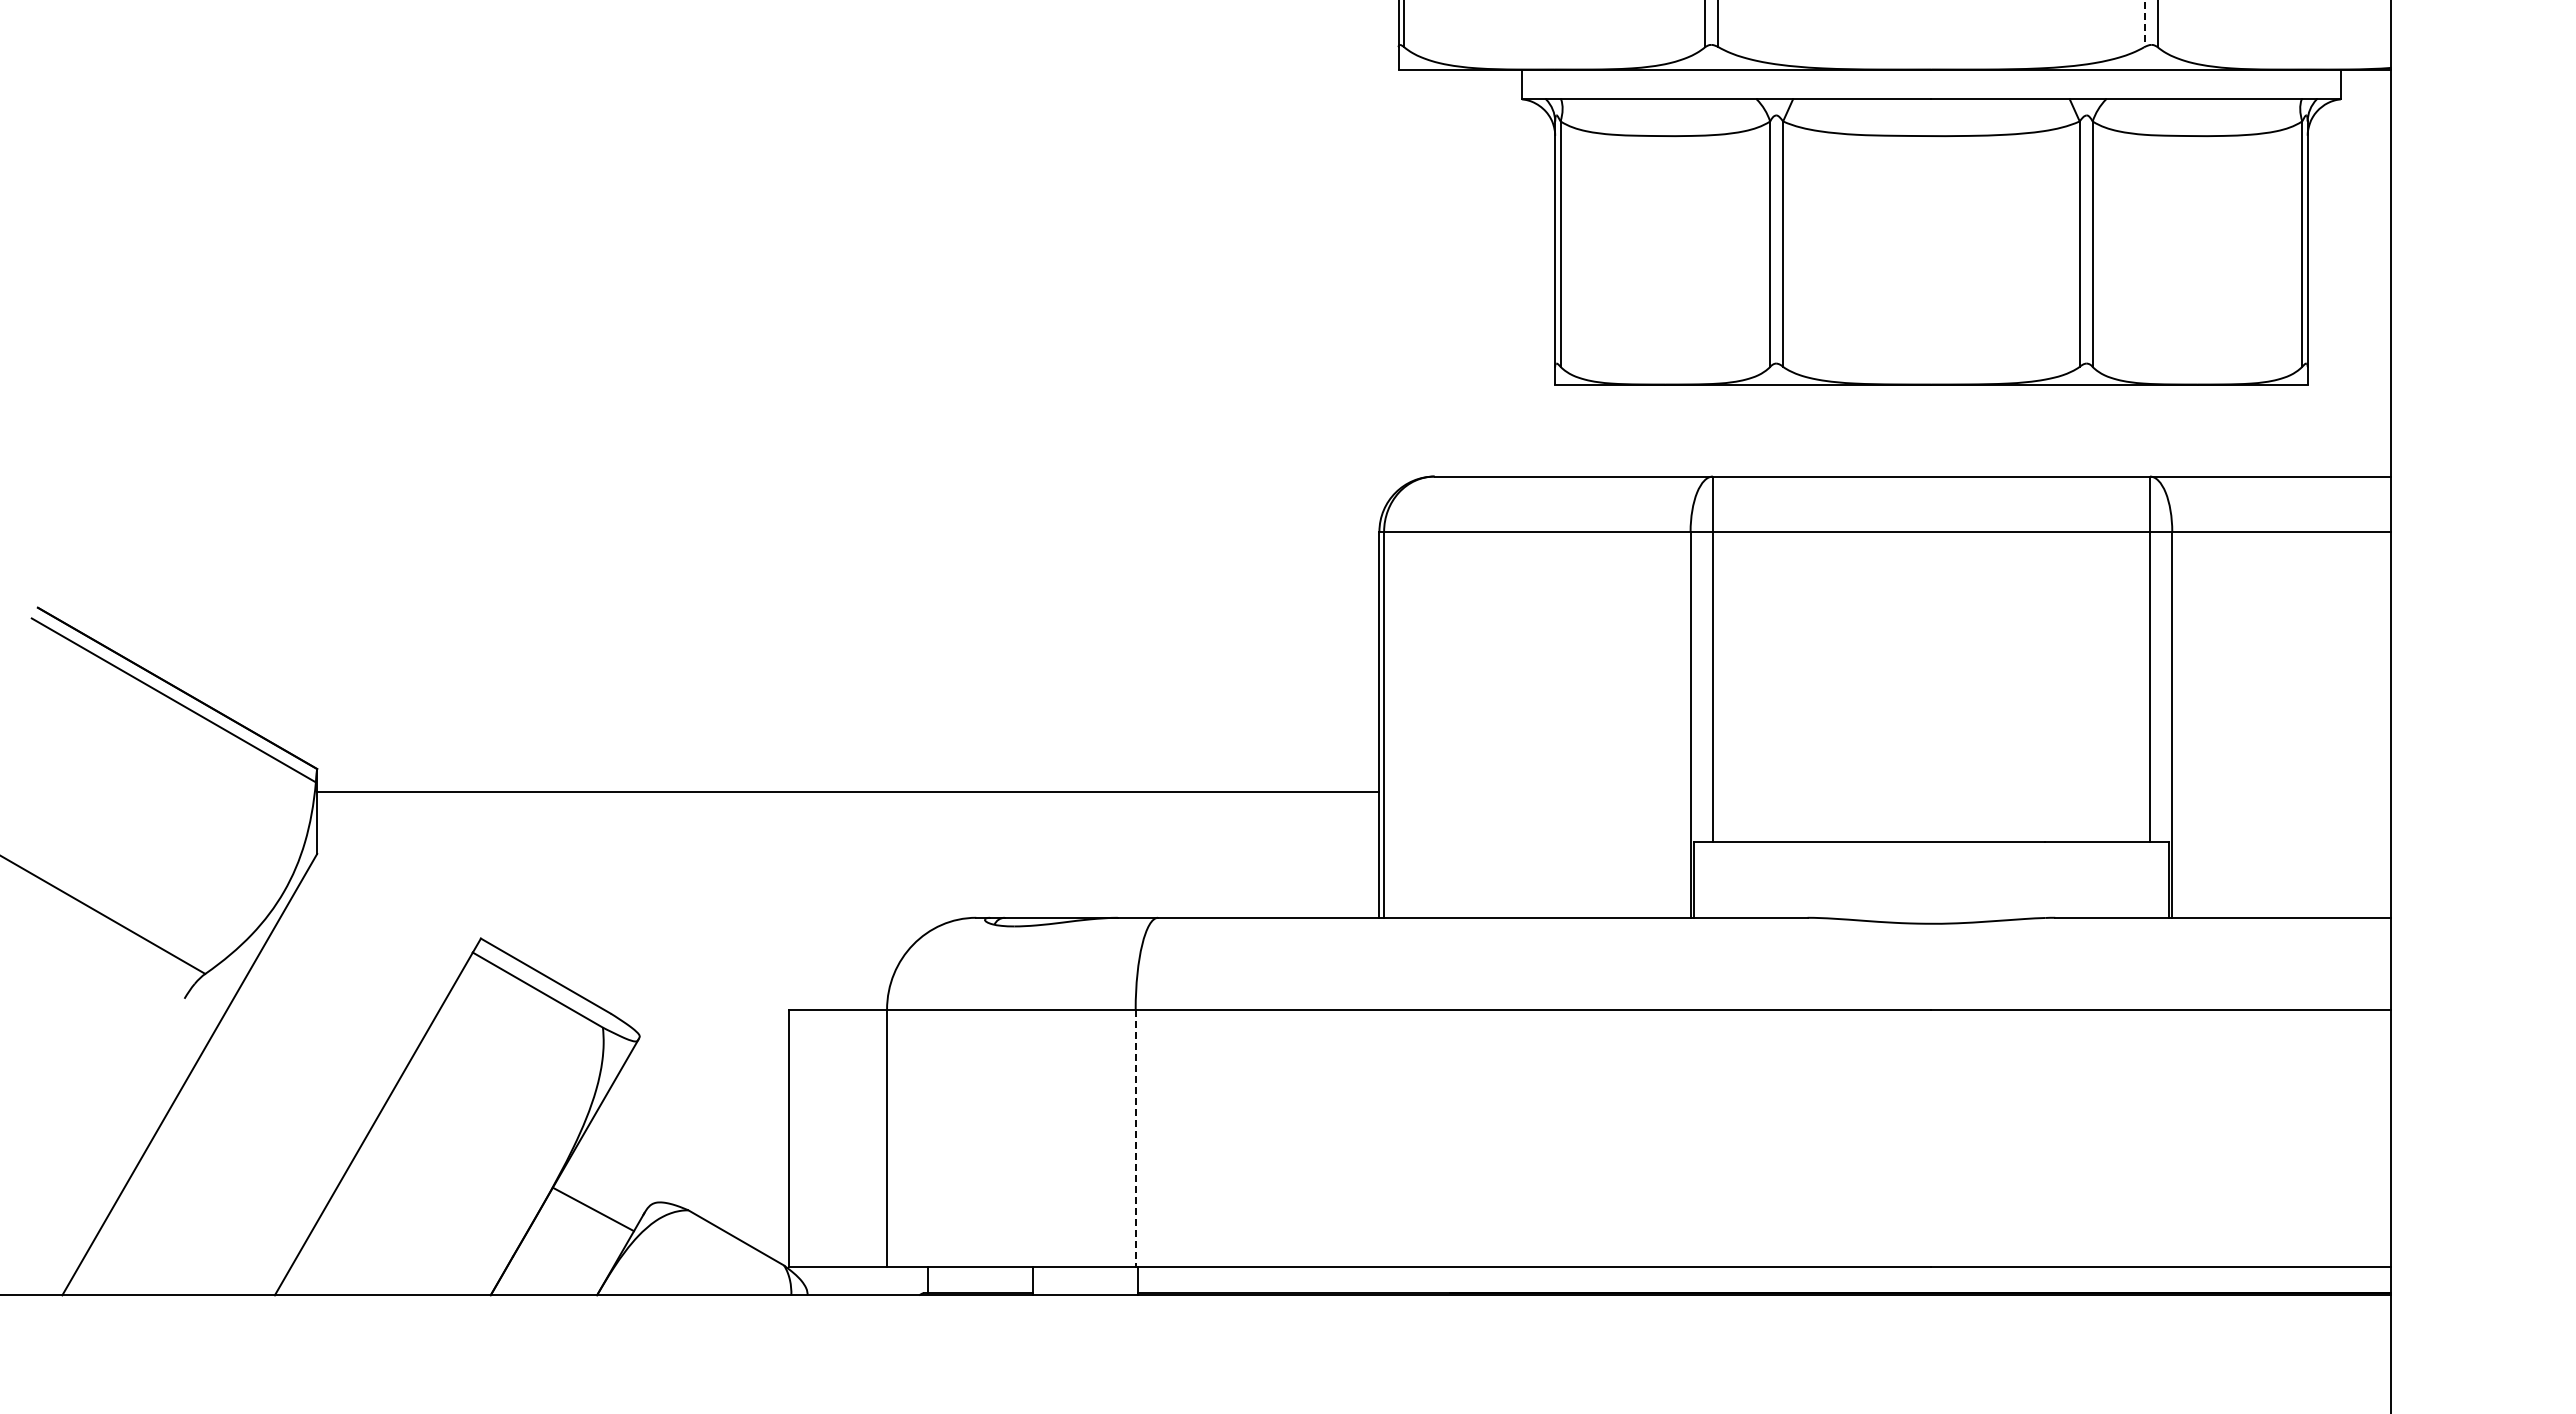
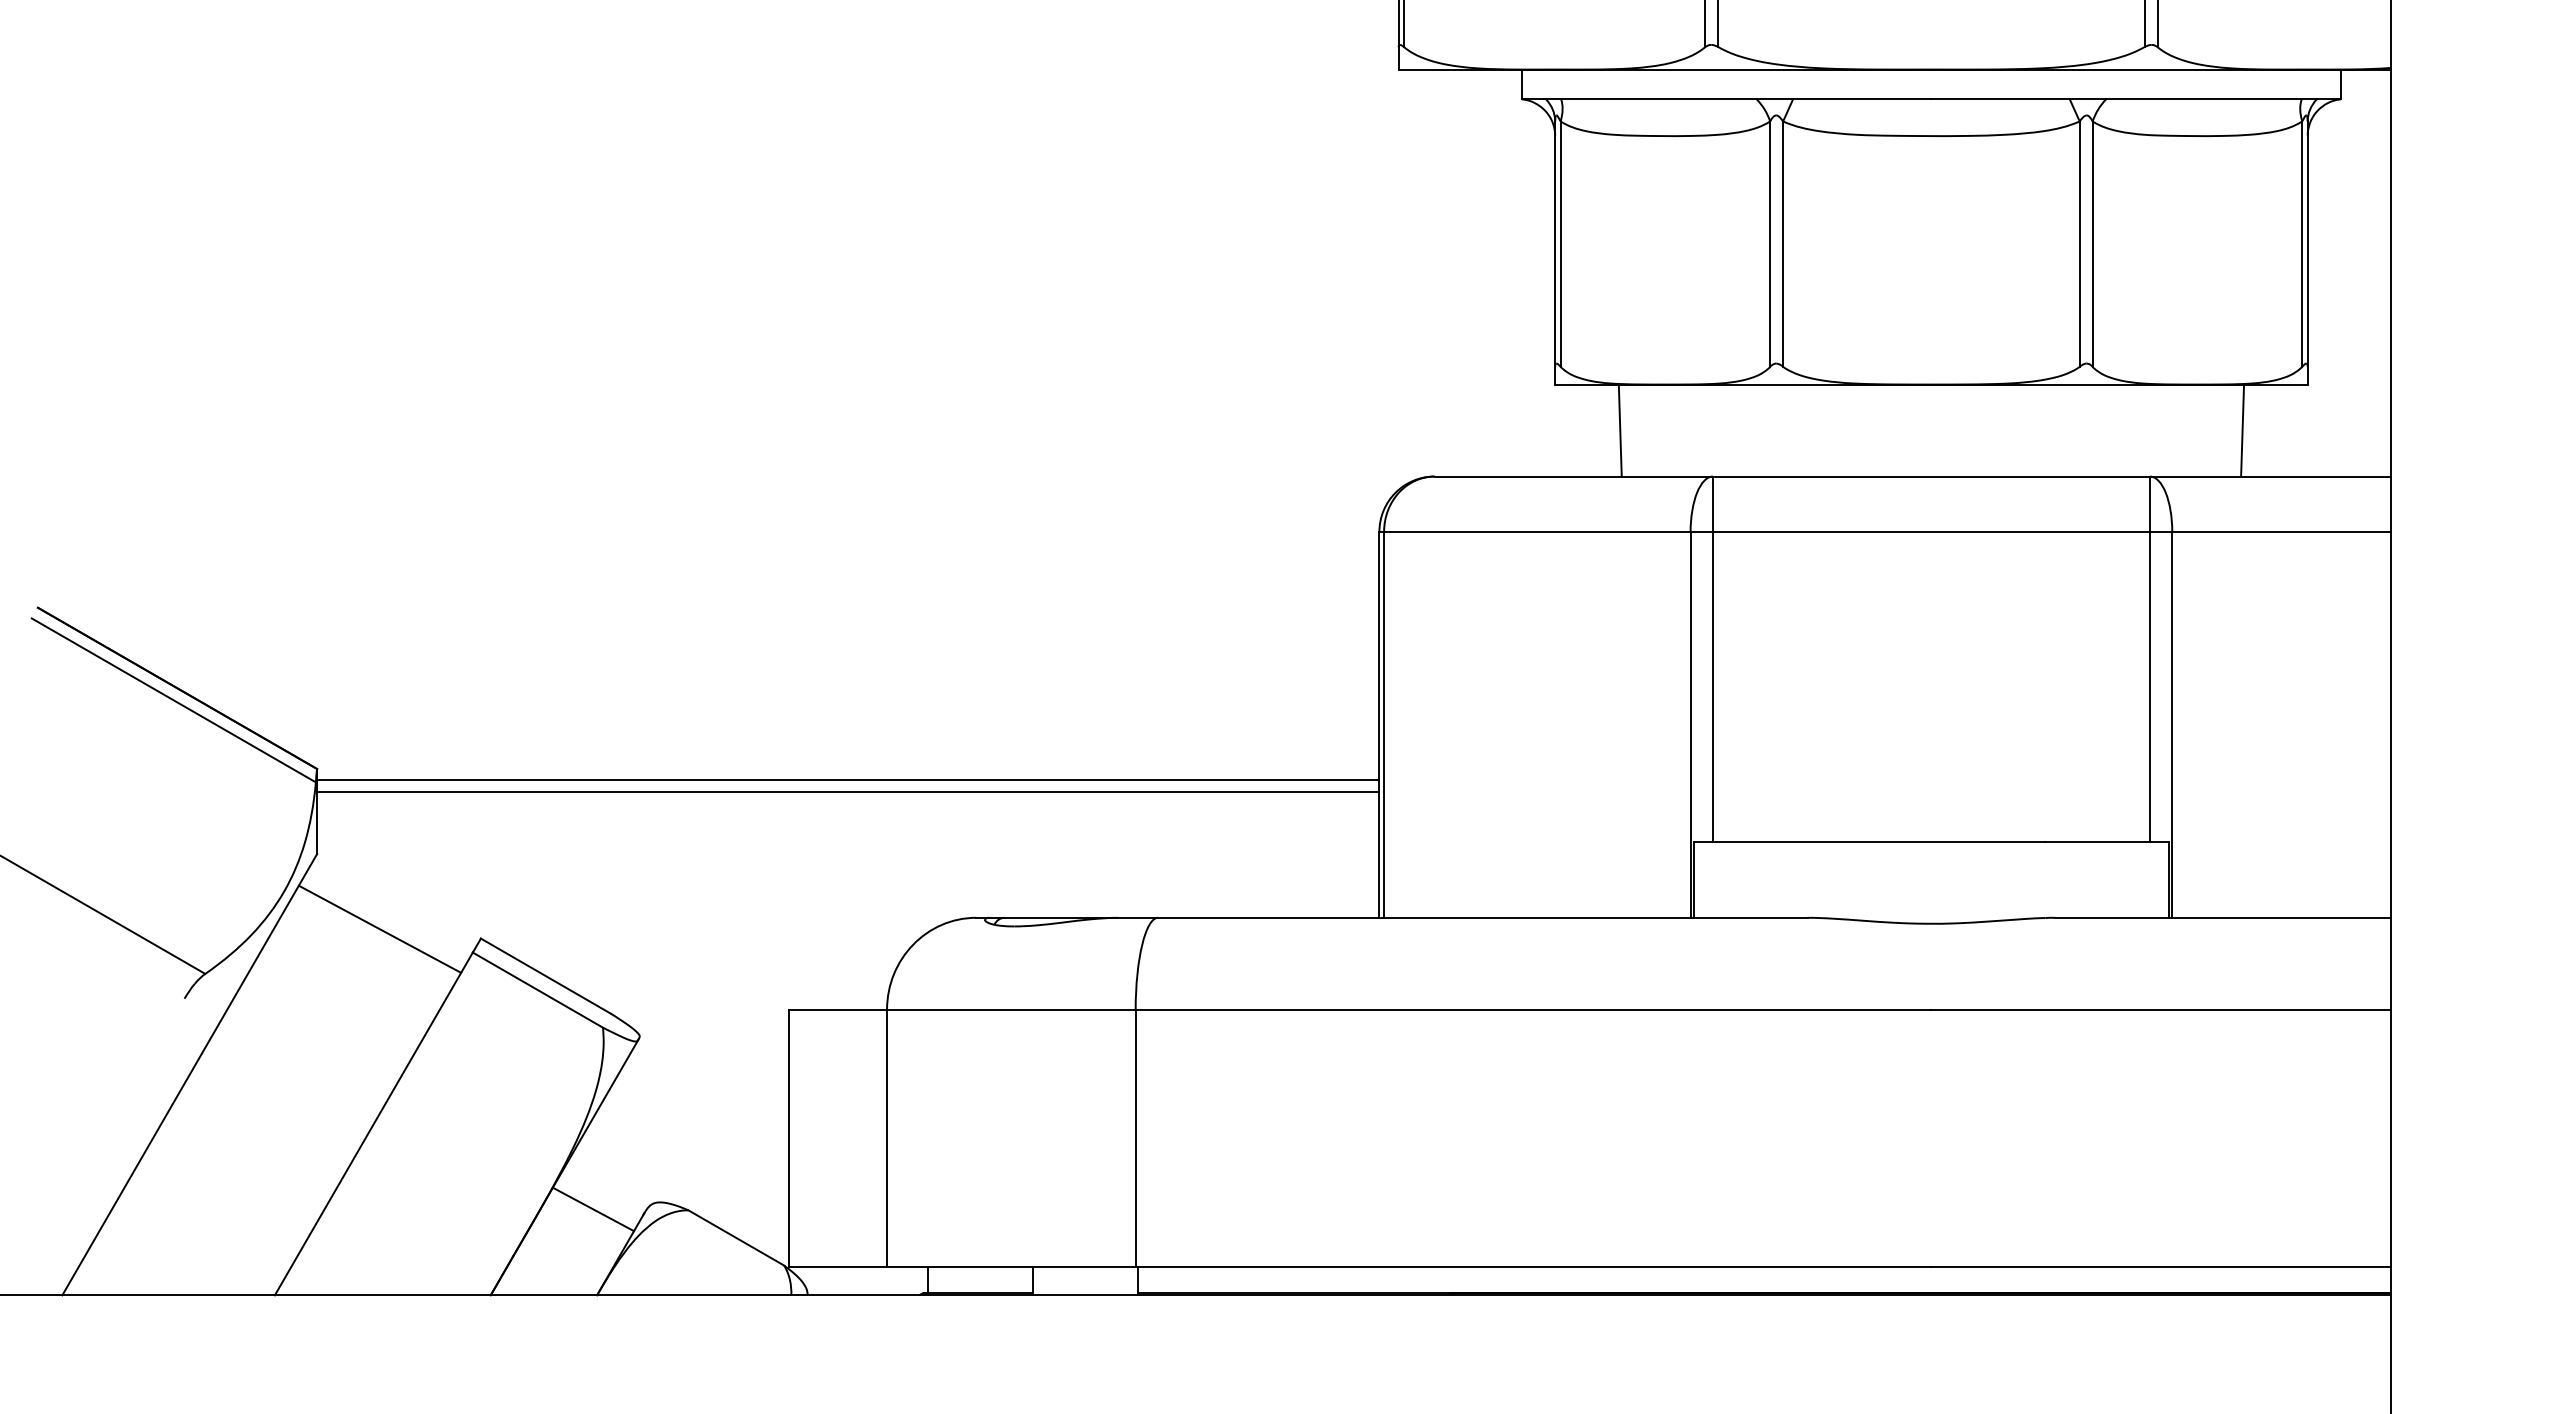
line: dashed -> solid (2144, 24)
line: none -> present (1619, 430)
line: none -> present (2242, 430)
line: none -> present (848, 780)
line: none -> present (379, 928)
line: dashed -> solid (1135, 1138)
